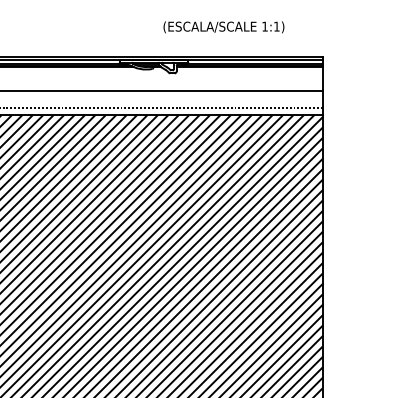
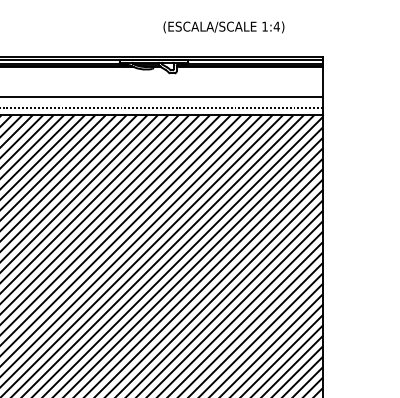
text: 1:1) -> 1:4) (276, 26)
line position: (162, 90) -> (162, 96) (162, 96)
